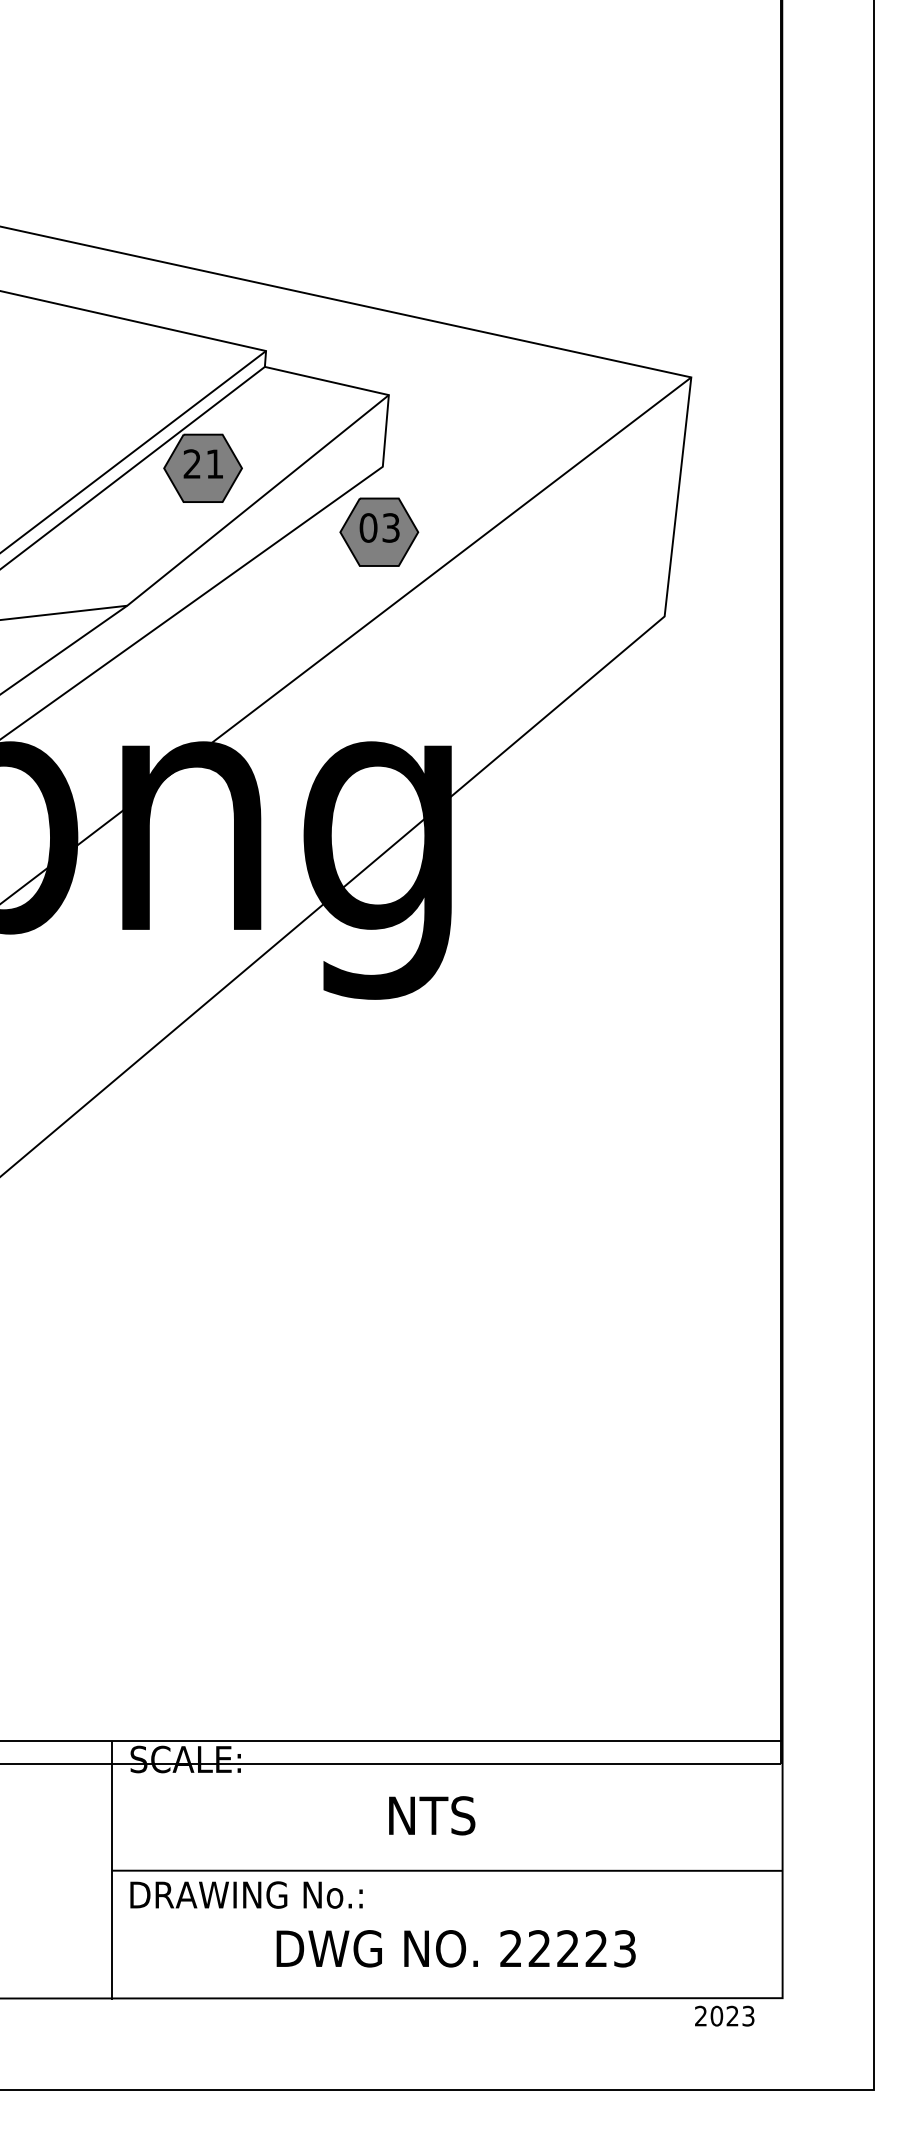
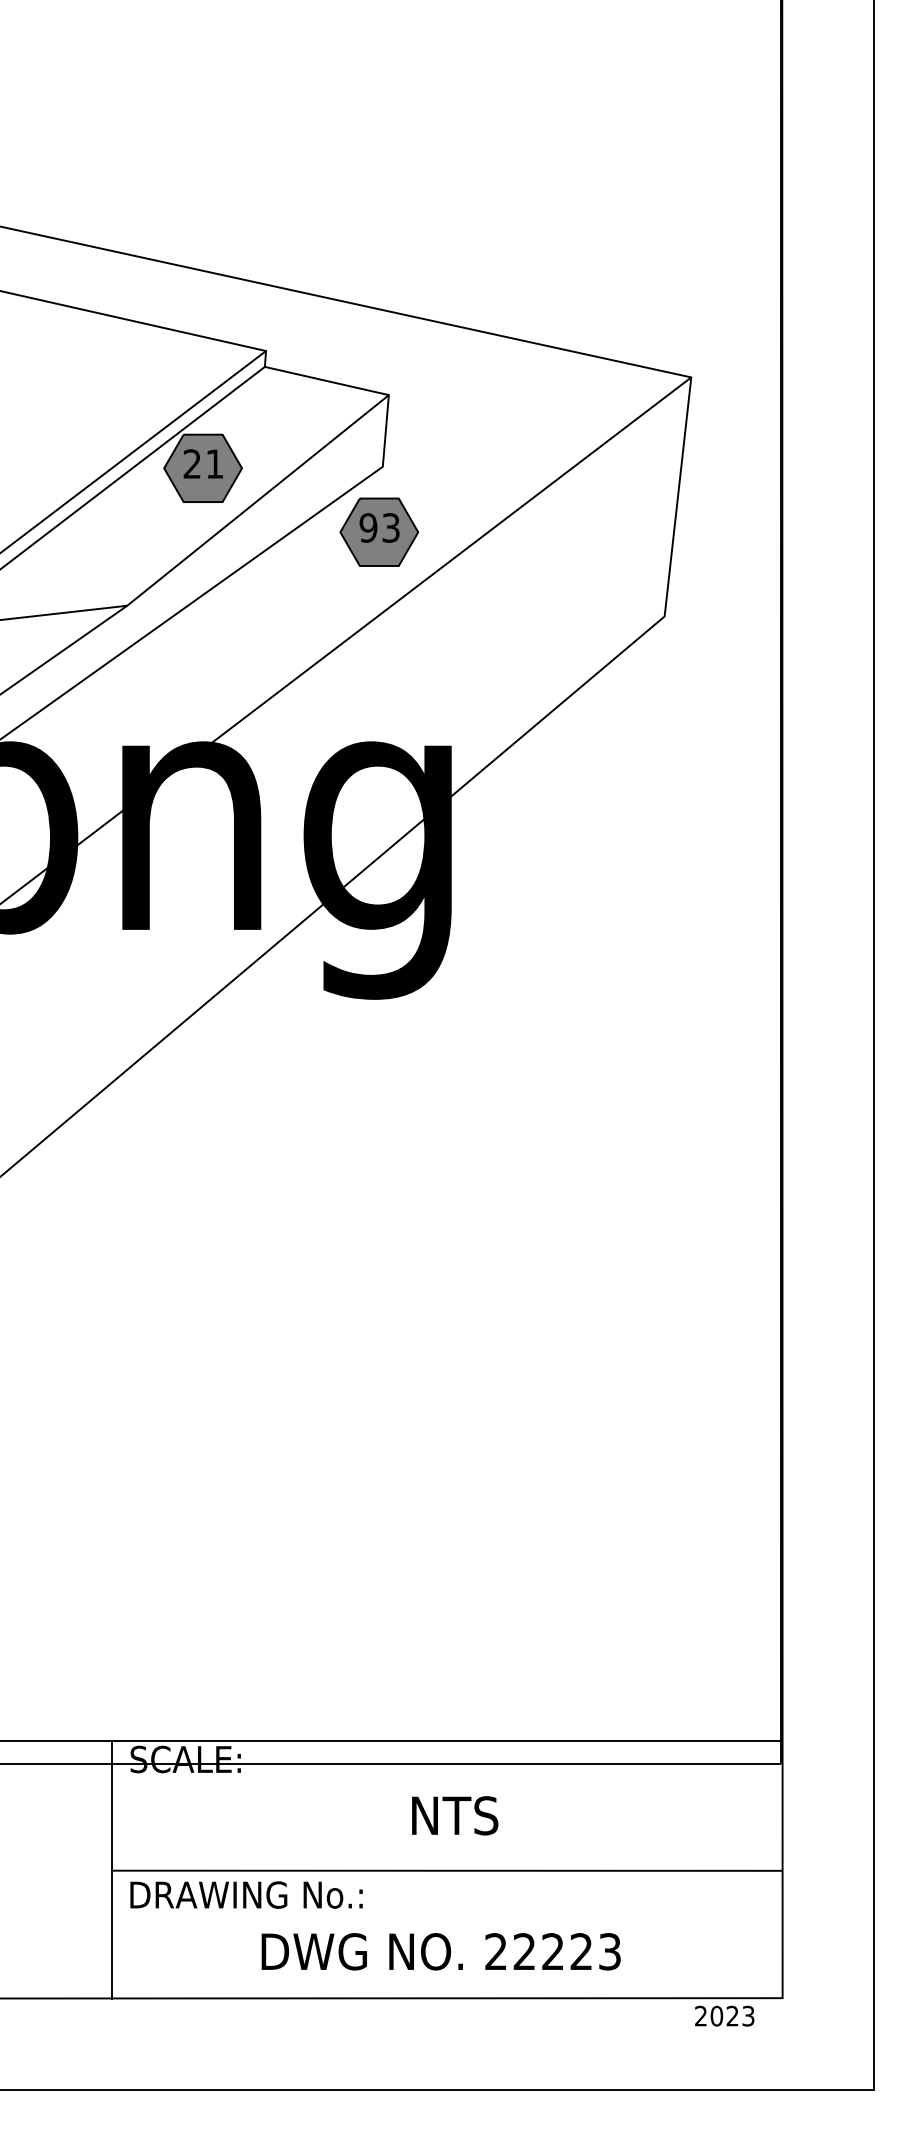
text: 03 -> 93 (368, 528)
text position: (432, 1815) -> (455, 1815) (455, 1815)
text position: (455, 1948) -> (440, 1951) (440, 1951)
